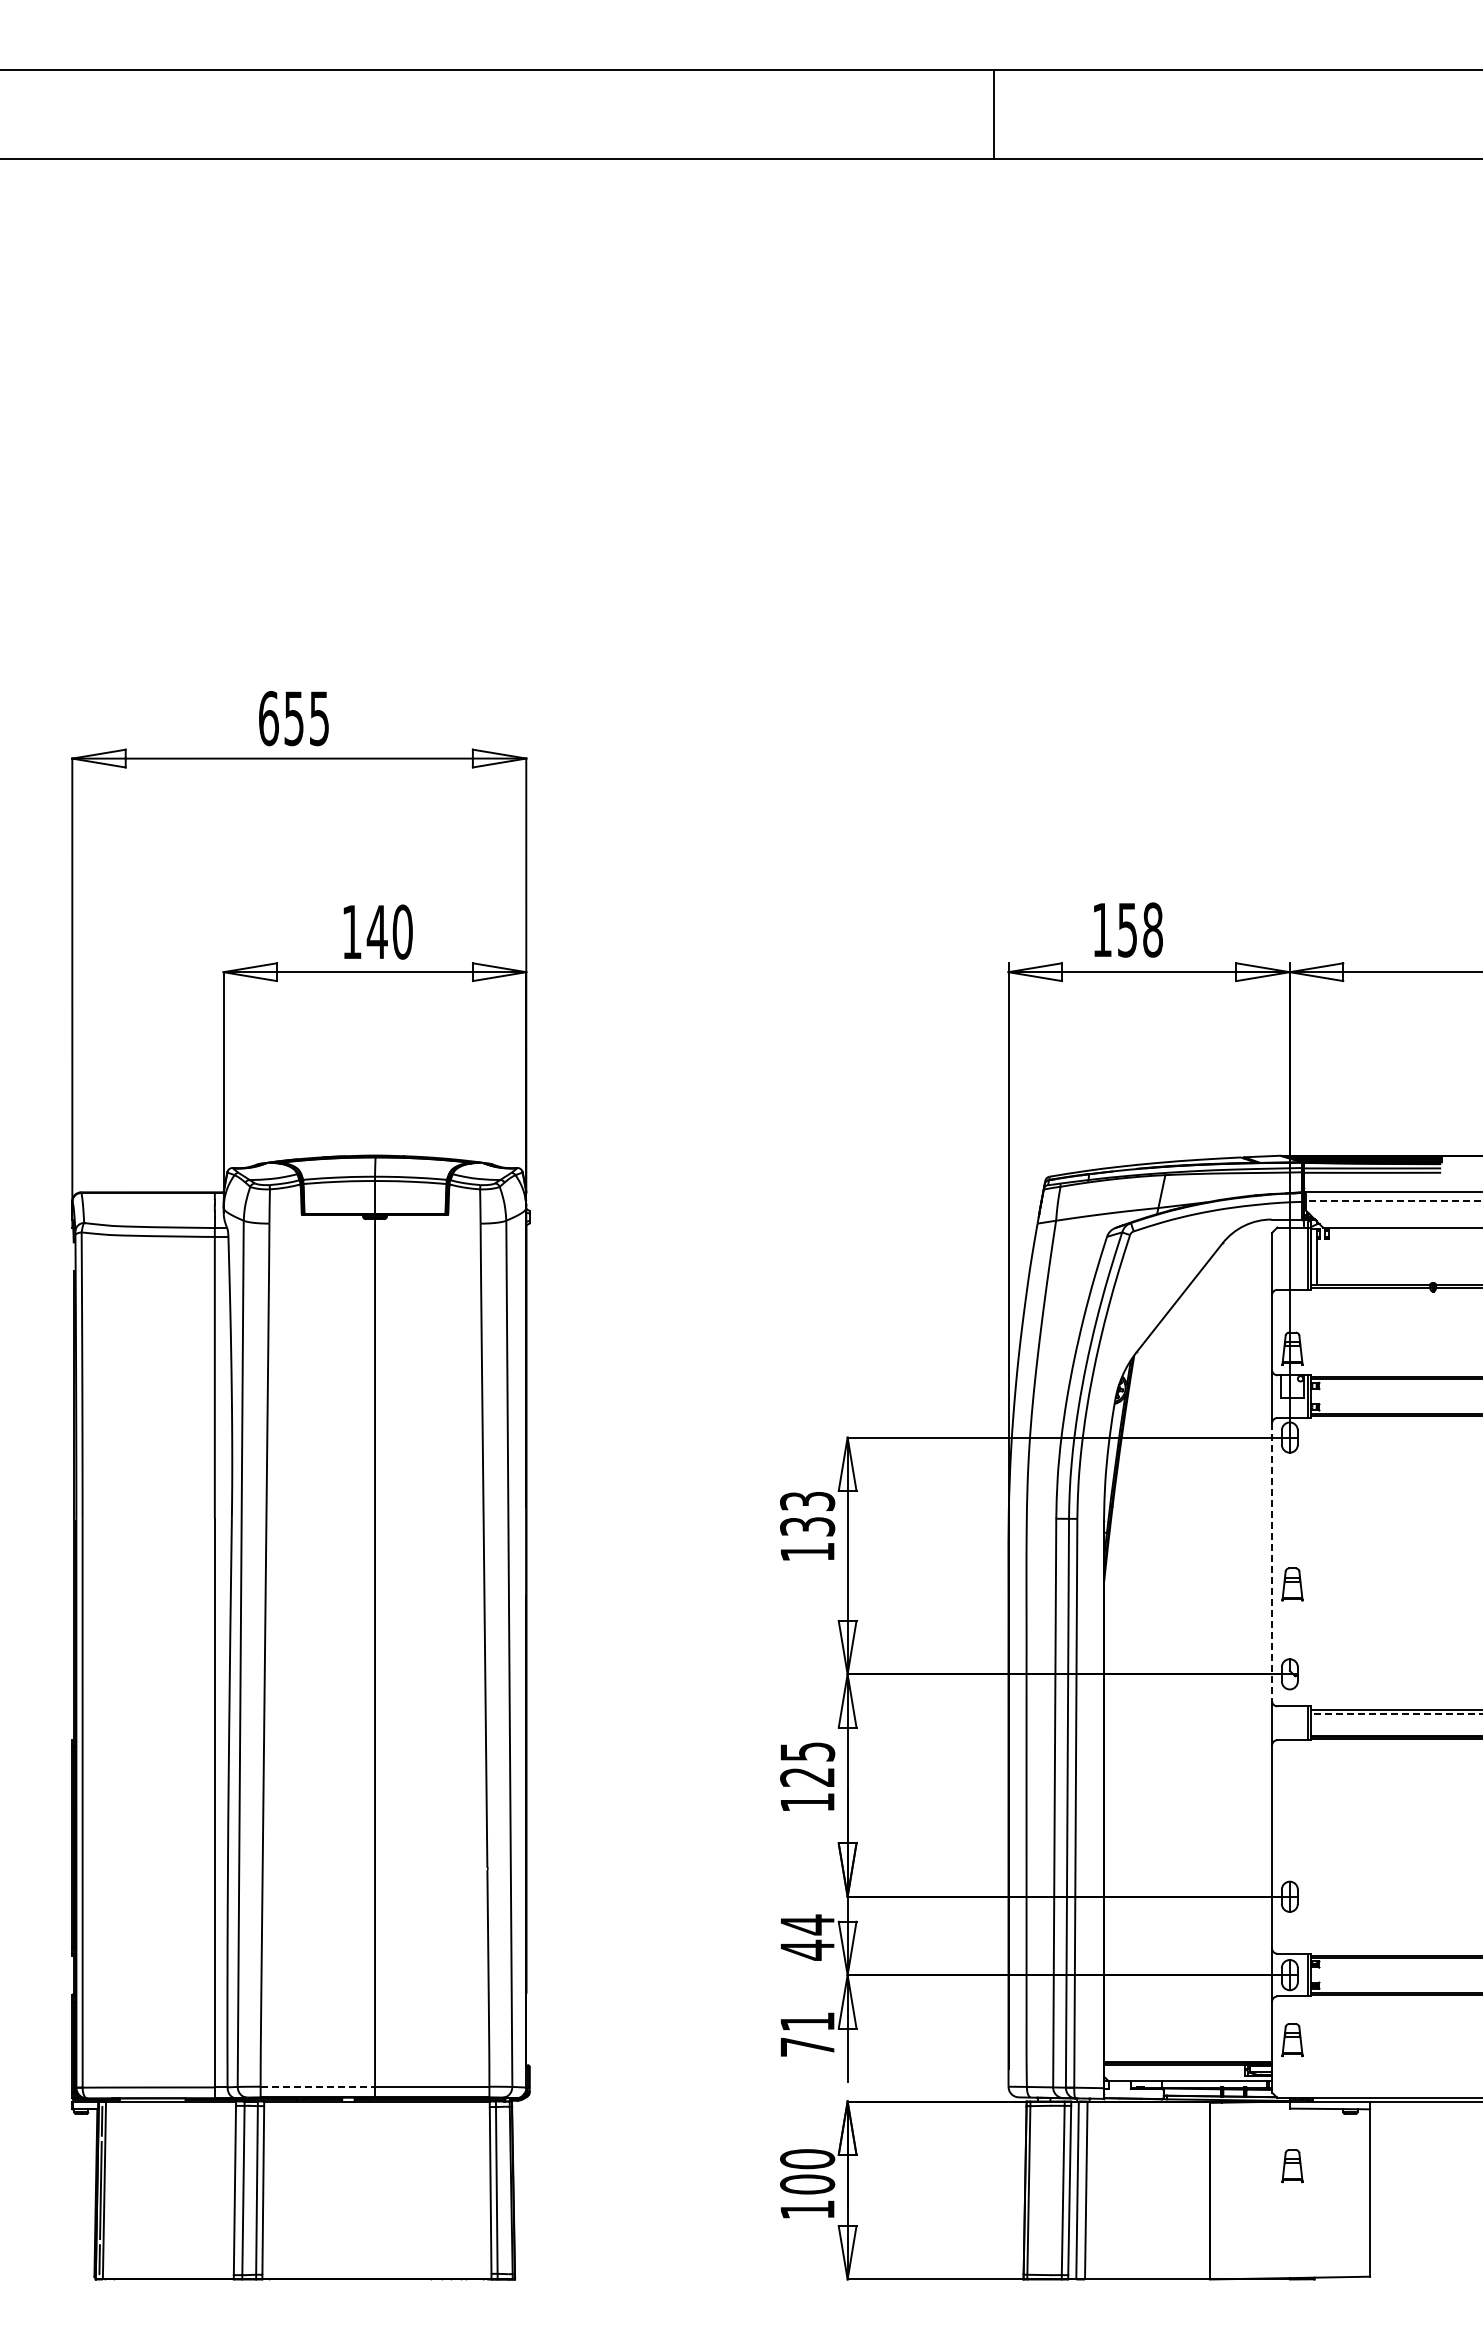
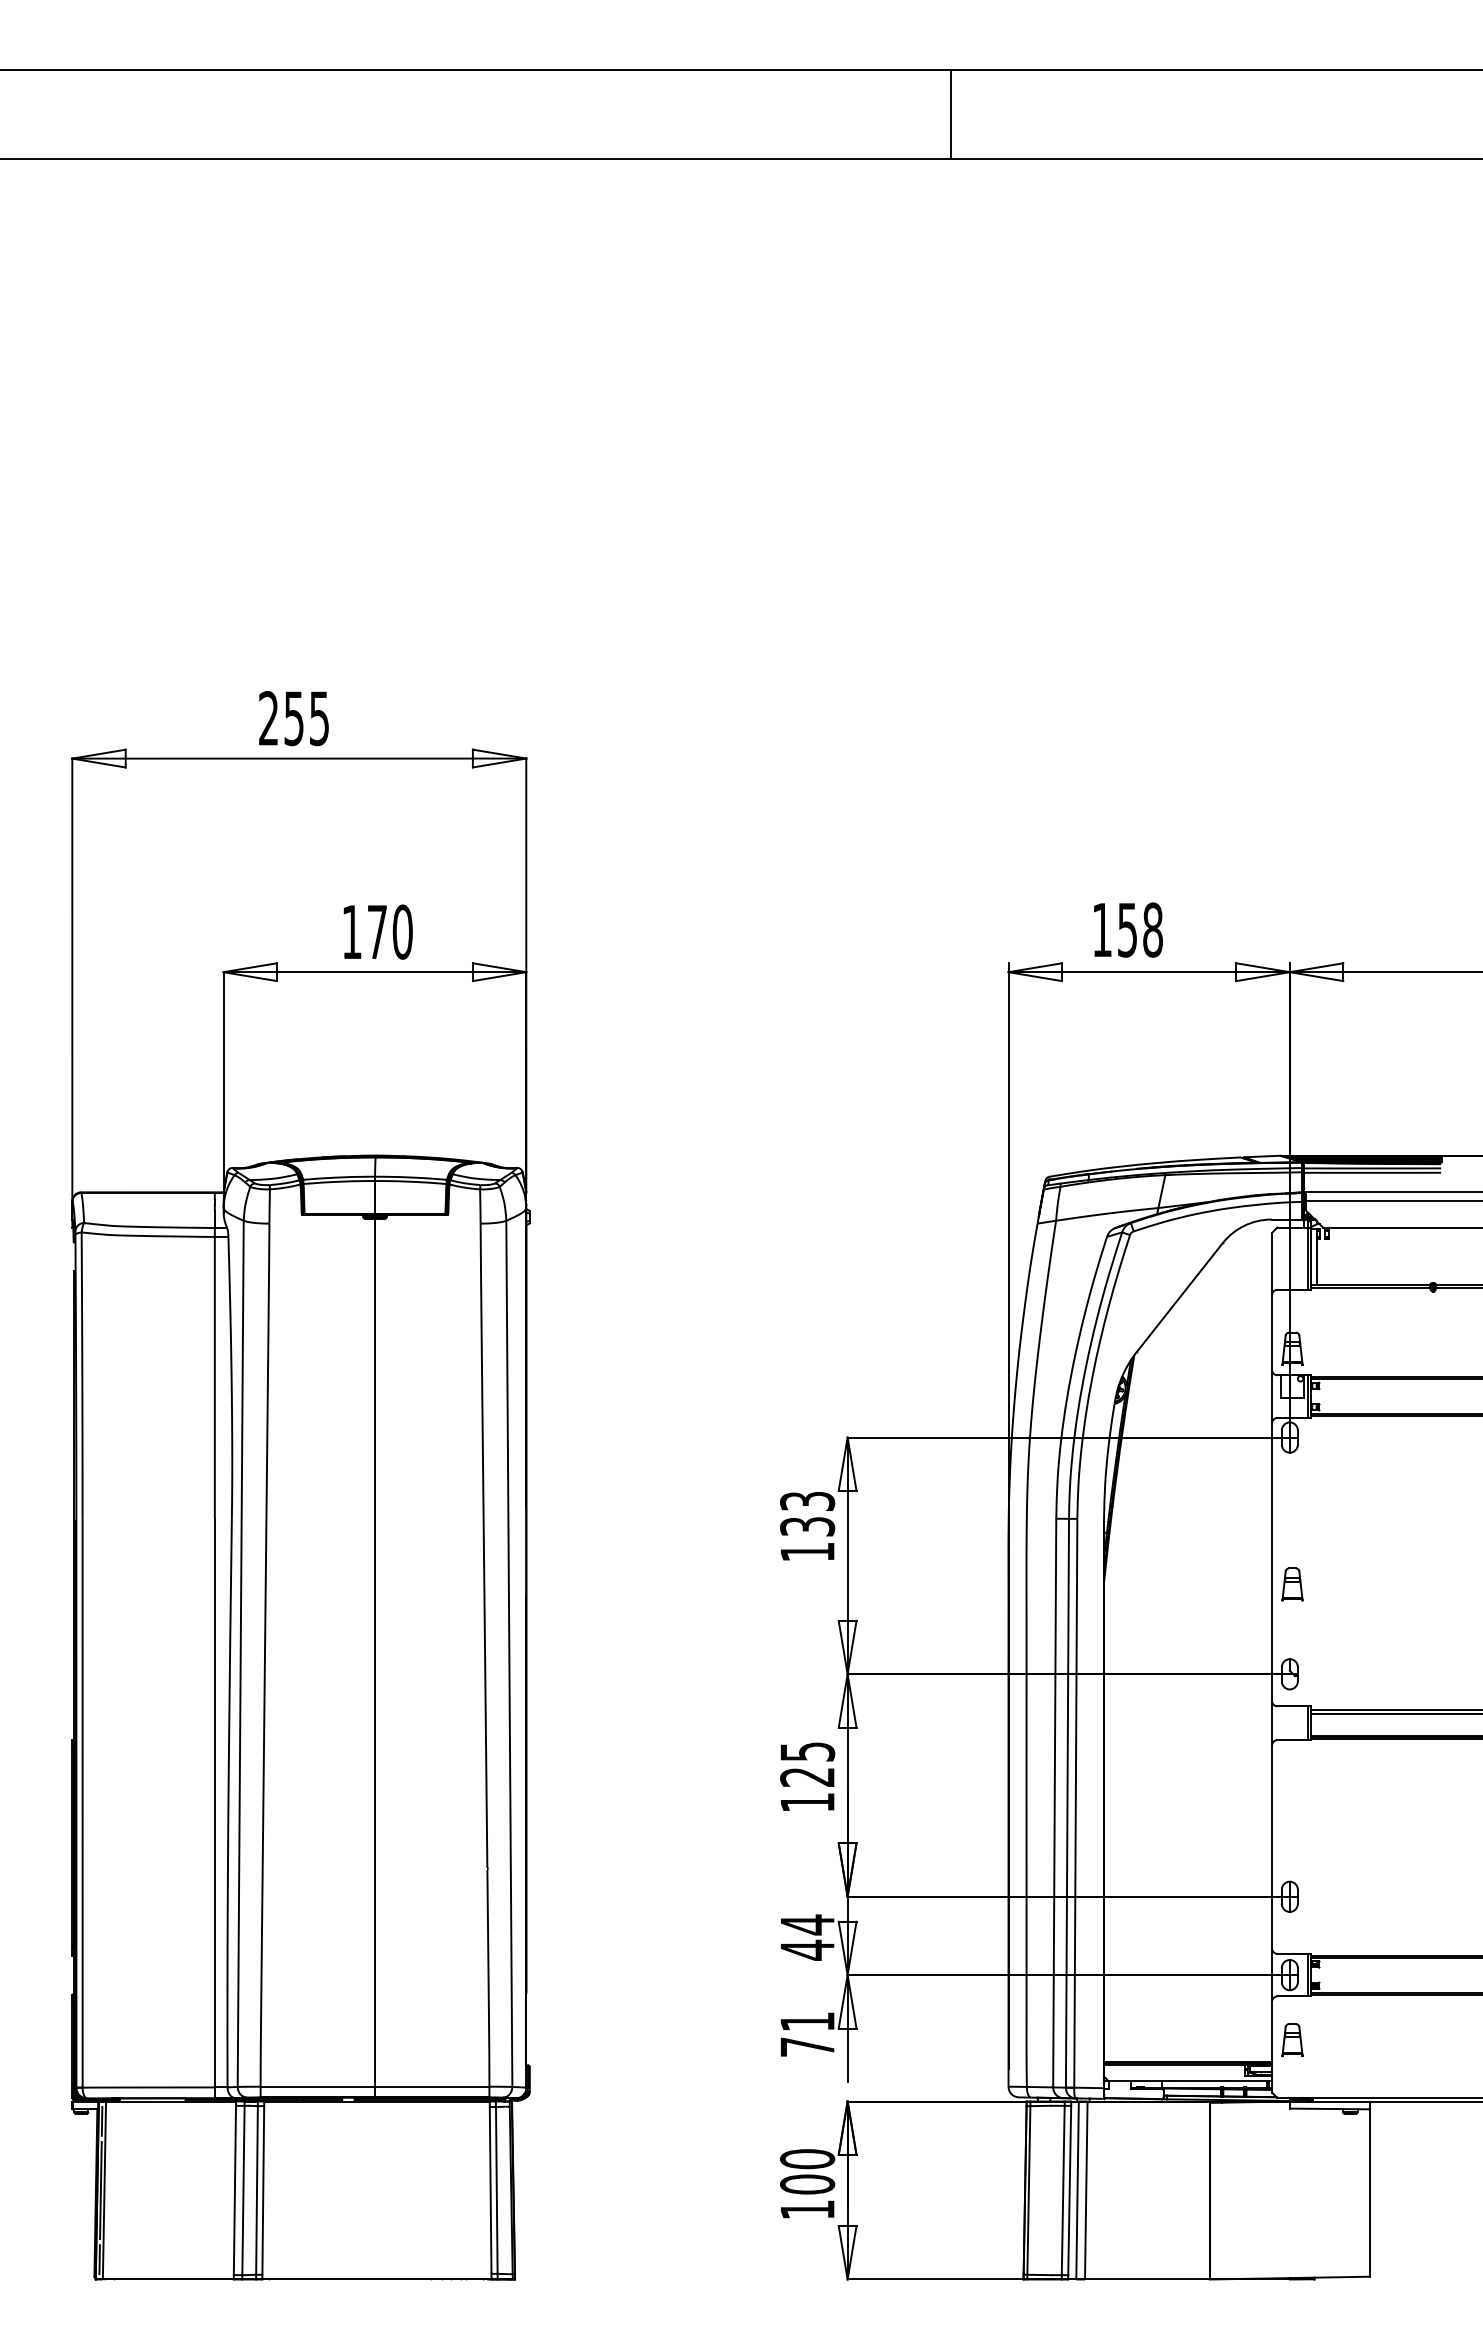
line position: (993, 114) -> (950, 114) (950, 114)
text: 655 -> 255 (268, 718)
text: 140 -> 170 (376, 931)
line: dashed -> solid (1393, 1201)
line: dashed -> solid (1272, 1562)
line: dashed -> solid (1396, 1714)
line: dashed -> solid (318, 2086)
part: present -> none (1292, 2166)
